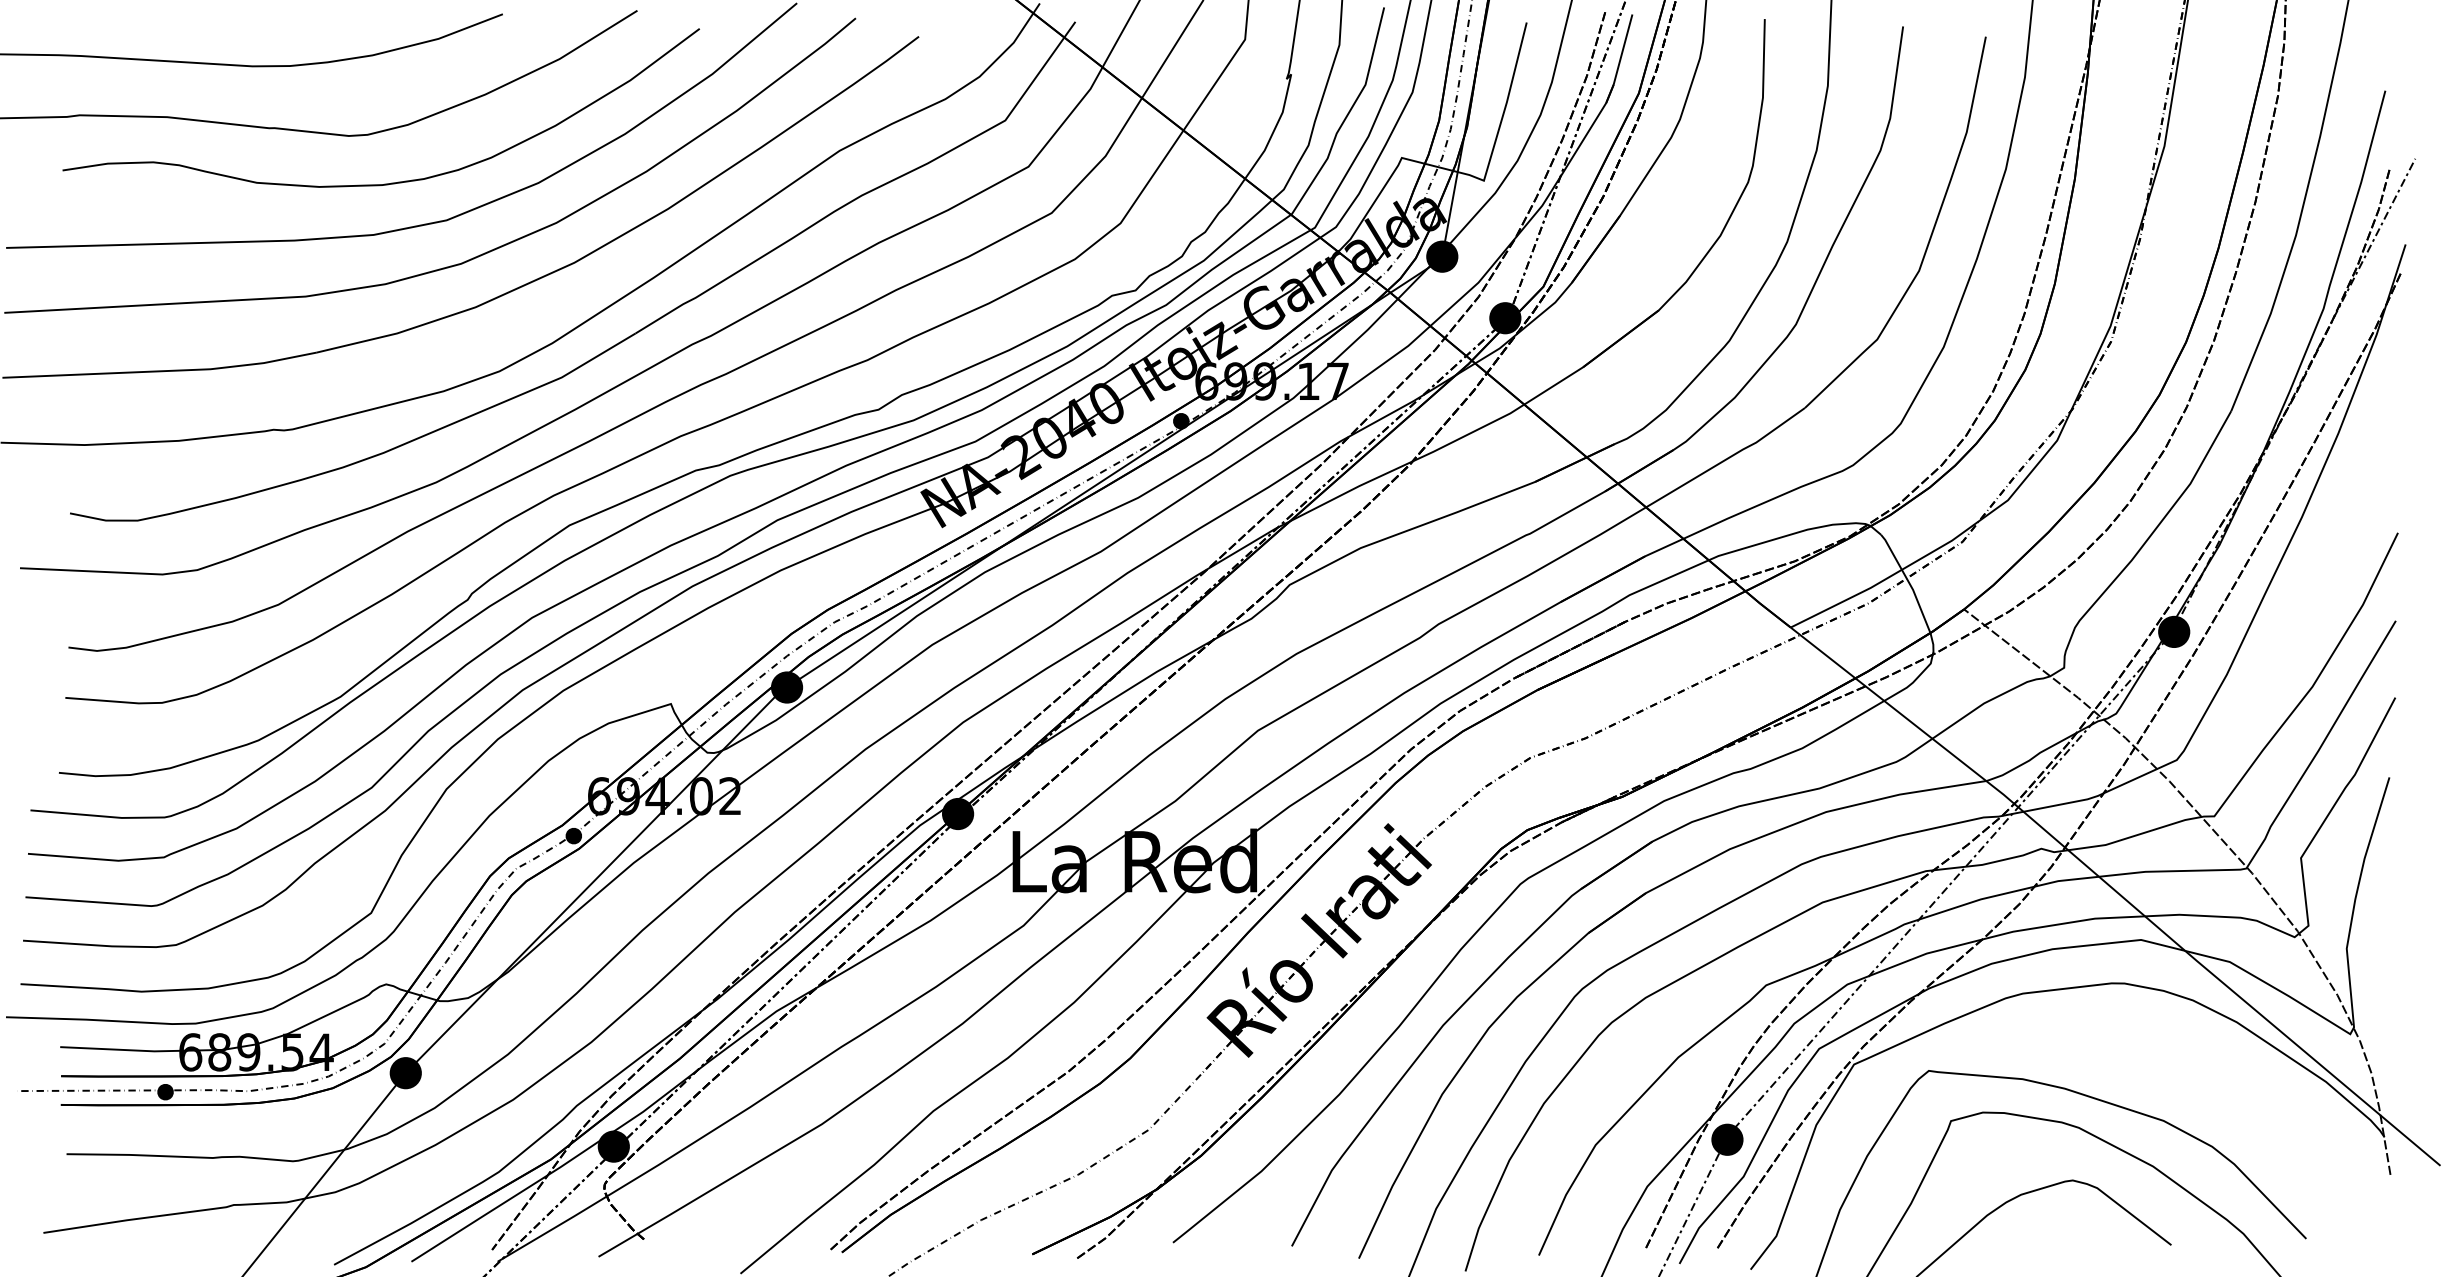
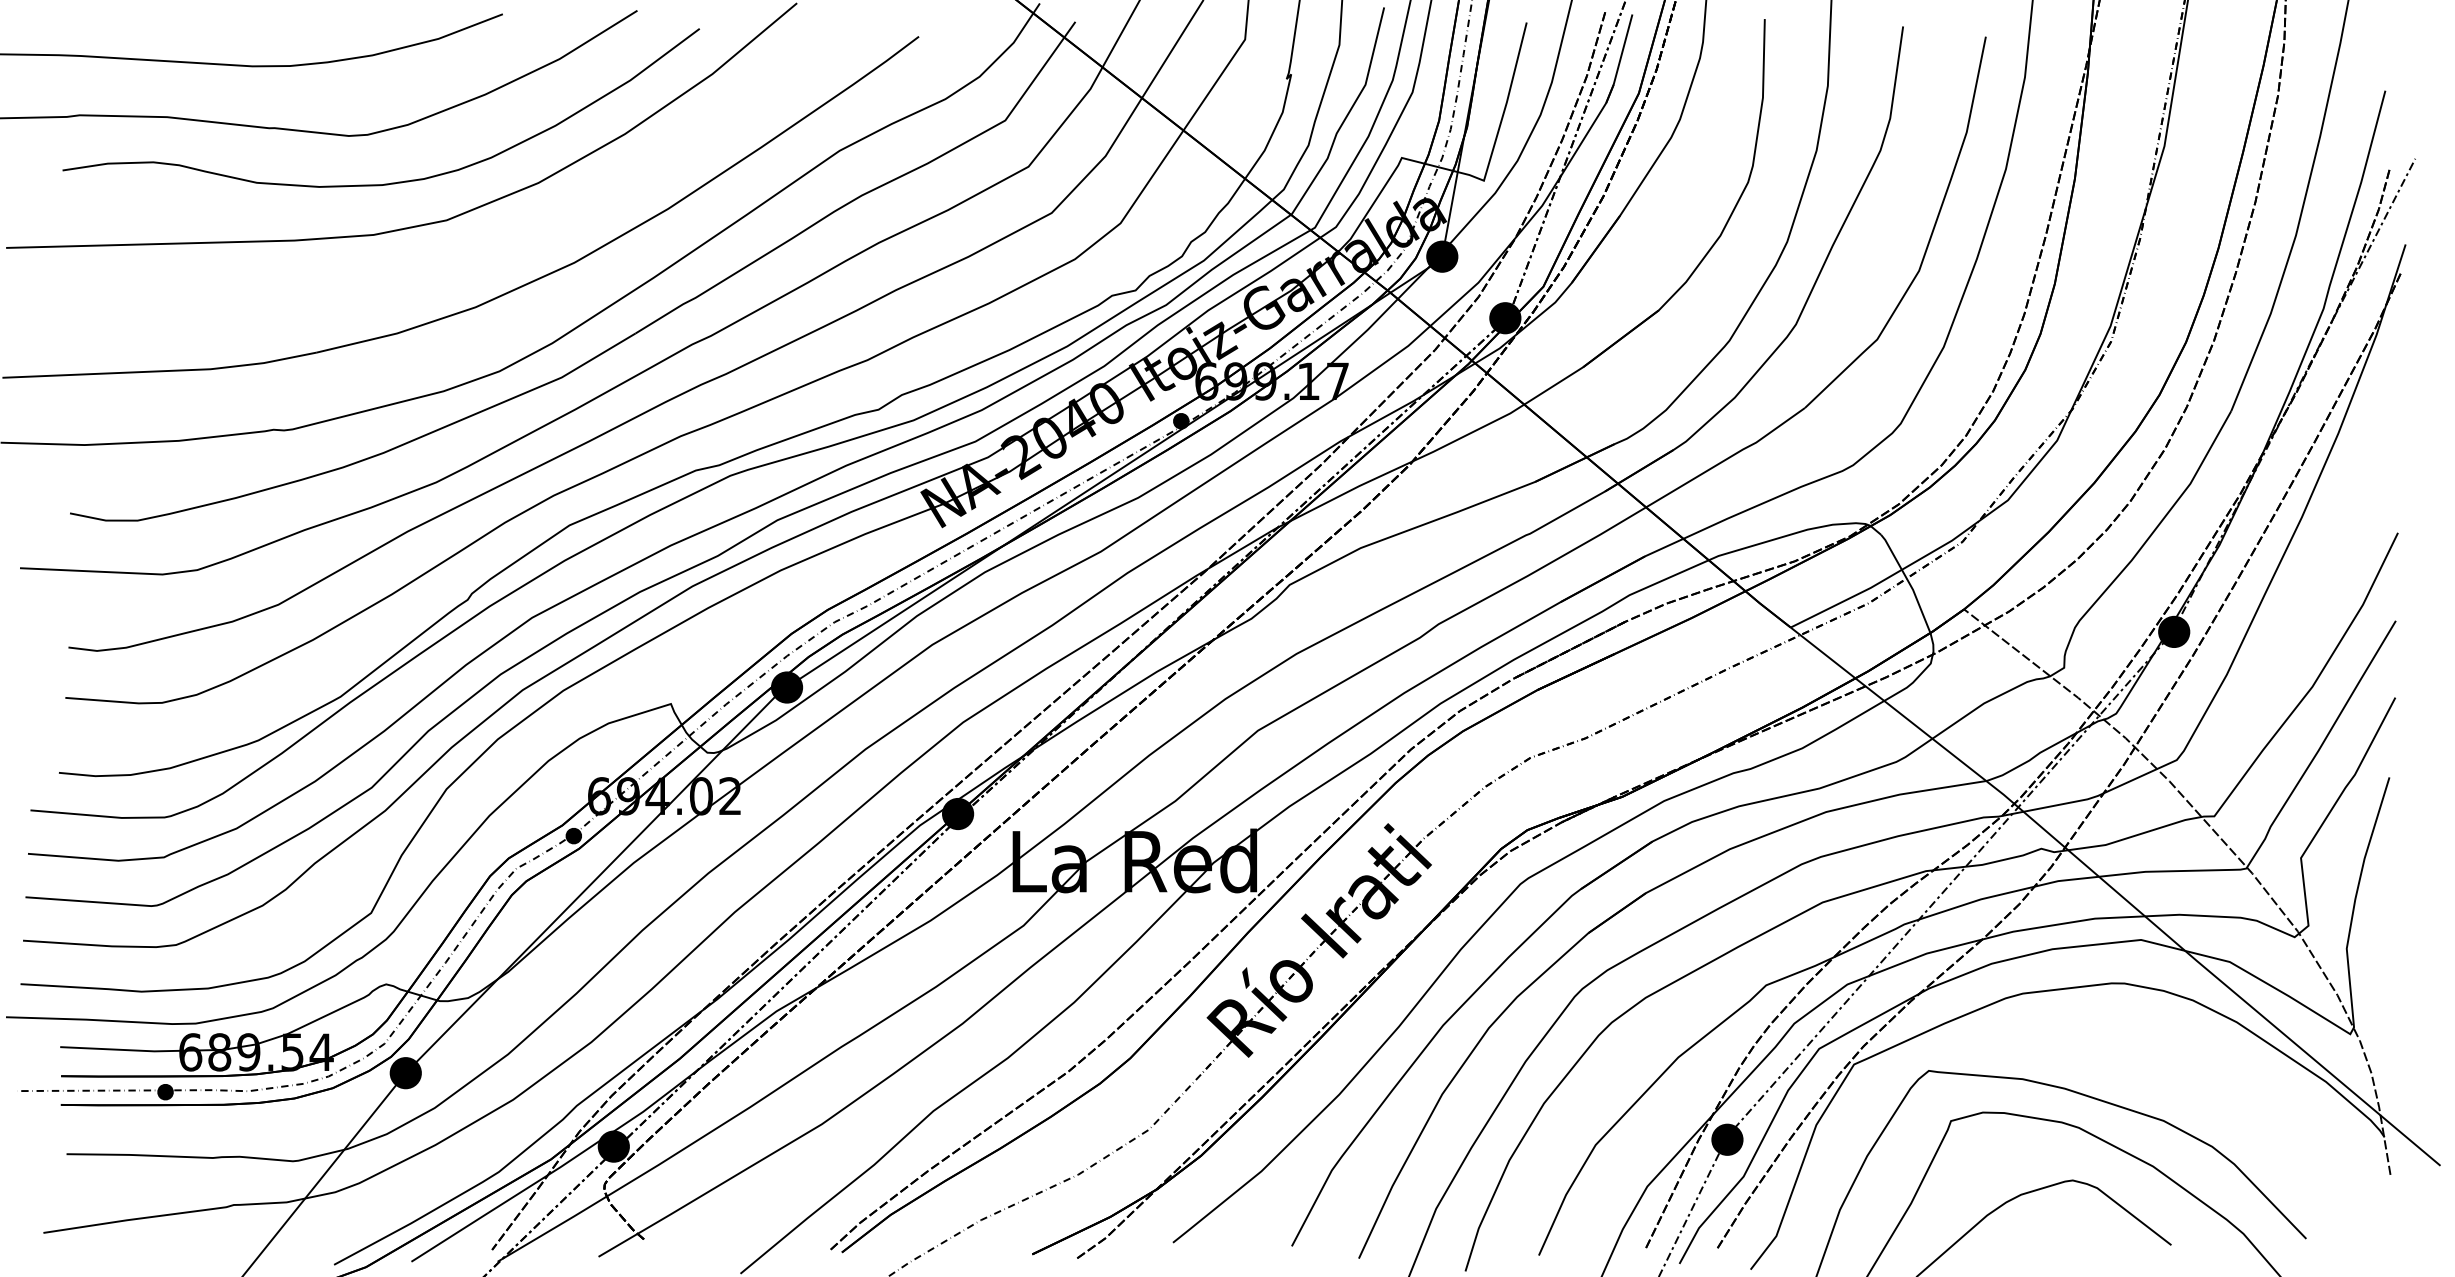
curve: present -> none (470, 258)
